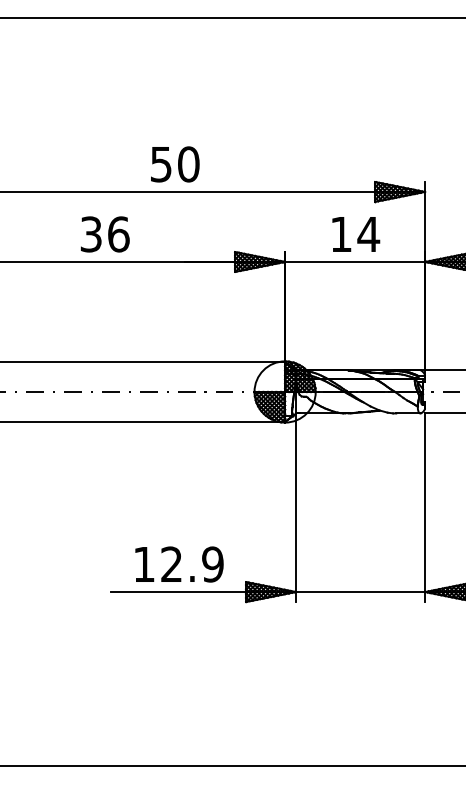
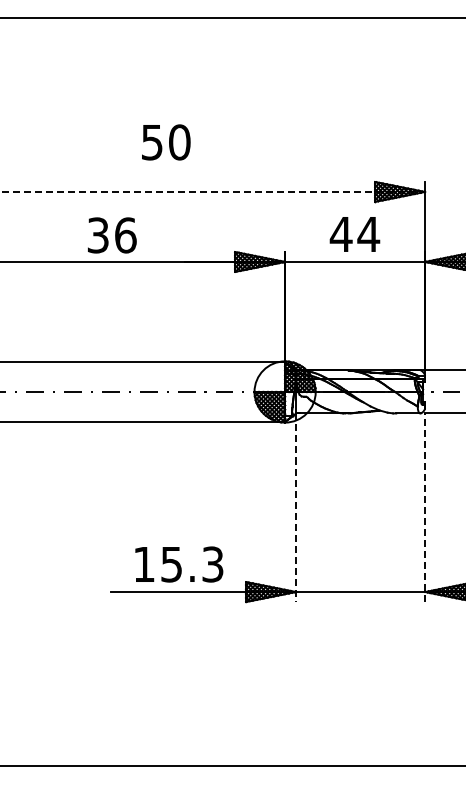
text position: (175, 164) -> (166, 142) (166, 142)
line: solid -> dashed (213, 191)
text position: (105, 234) -> (112, 235) (112, 235)
text: 14 -> 44 (340, 234)
line: solid -> dashed (425, 507)
line: solid -> dashed (296, 508)
text: 12.9 -> 15.3 (192, 564)
